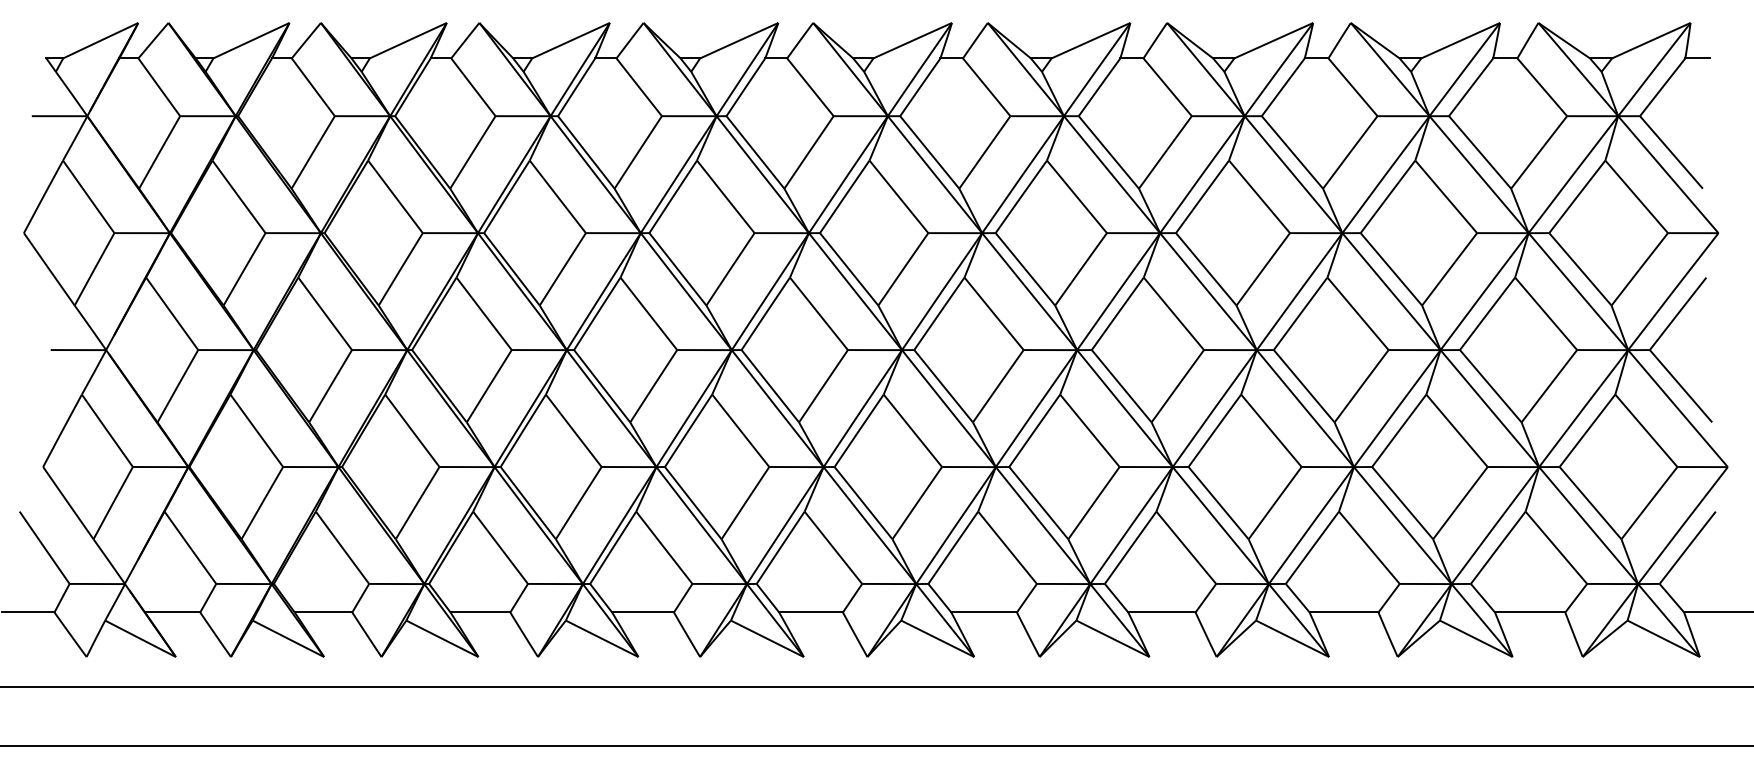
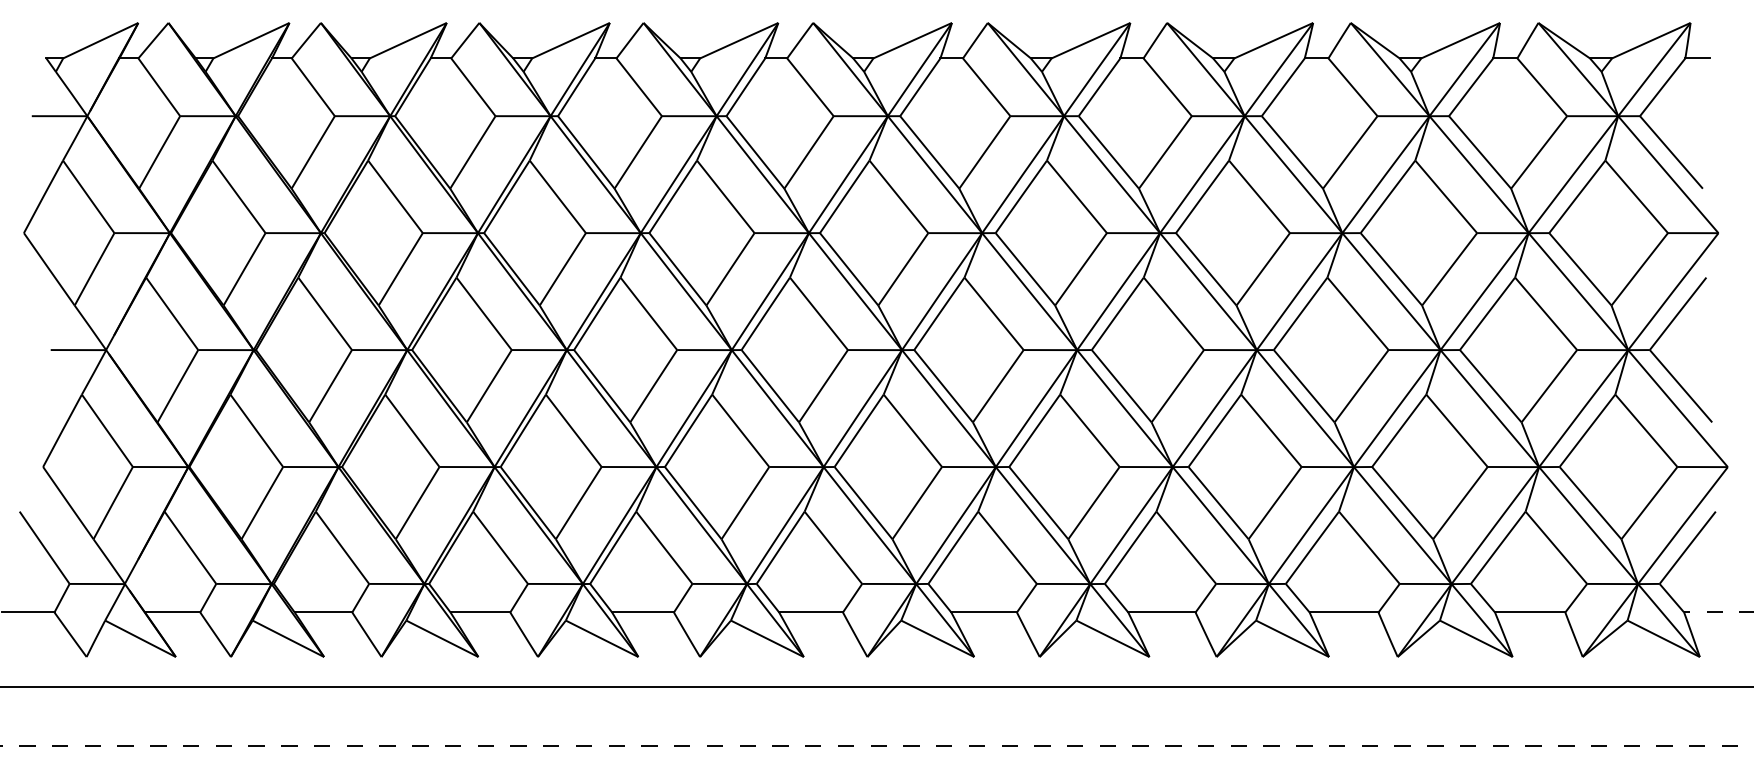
line: solid -> dashed (1718, 612)
line: solid -> dashed (876, 746)
